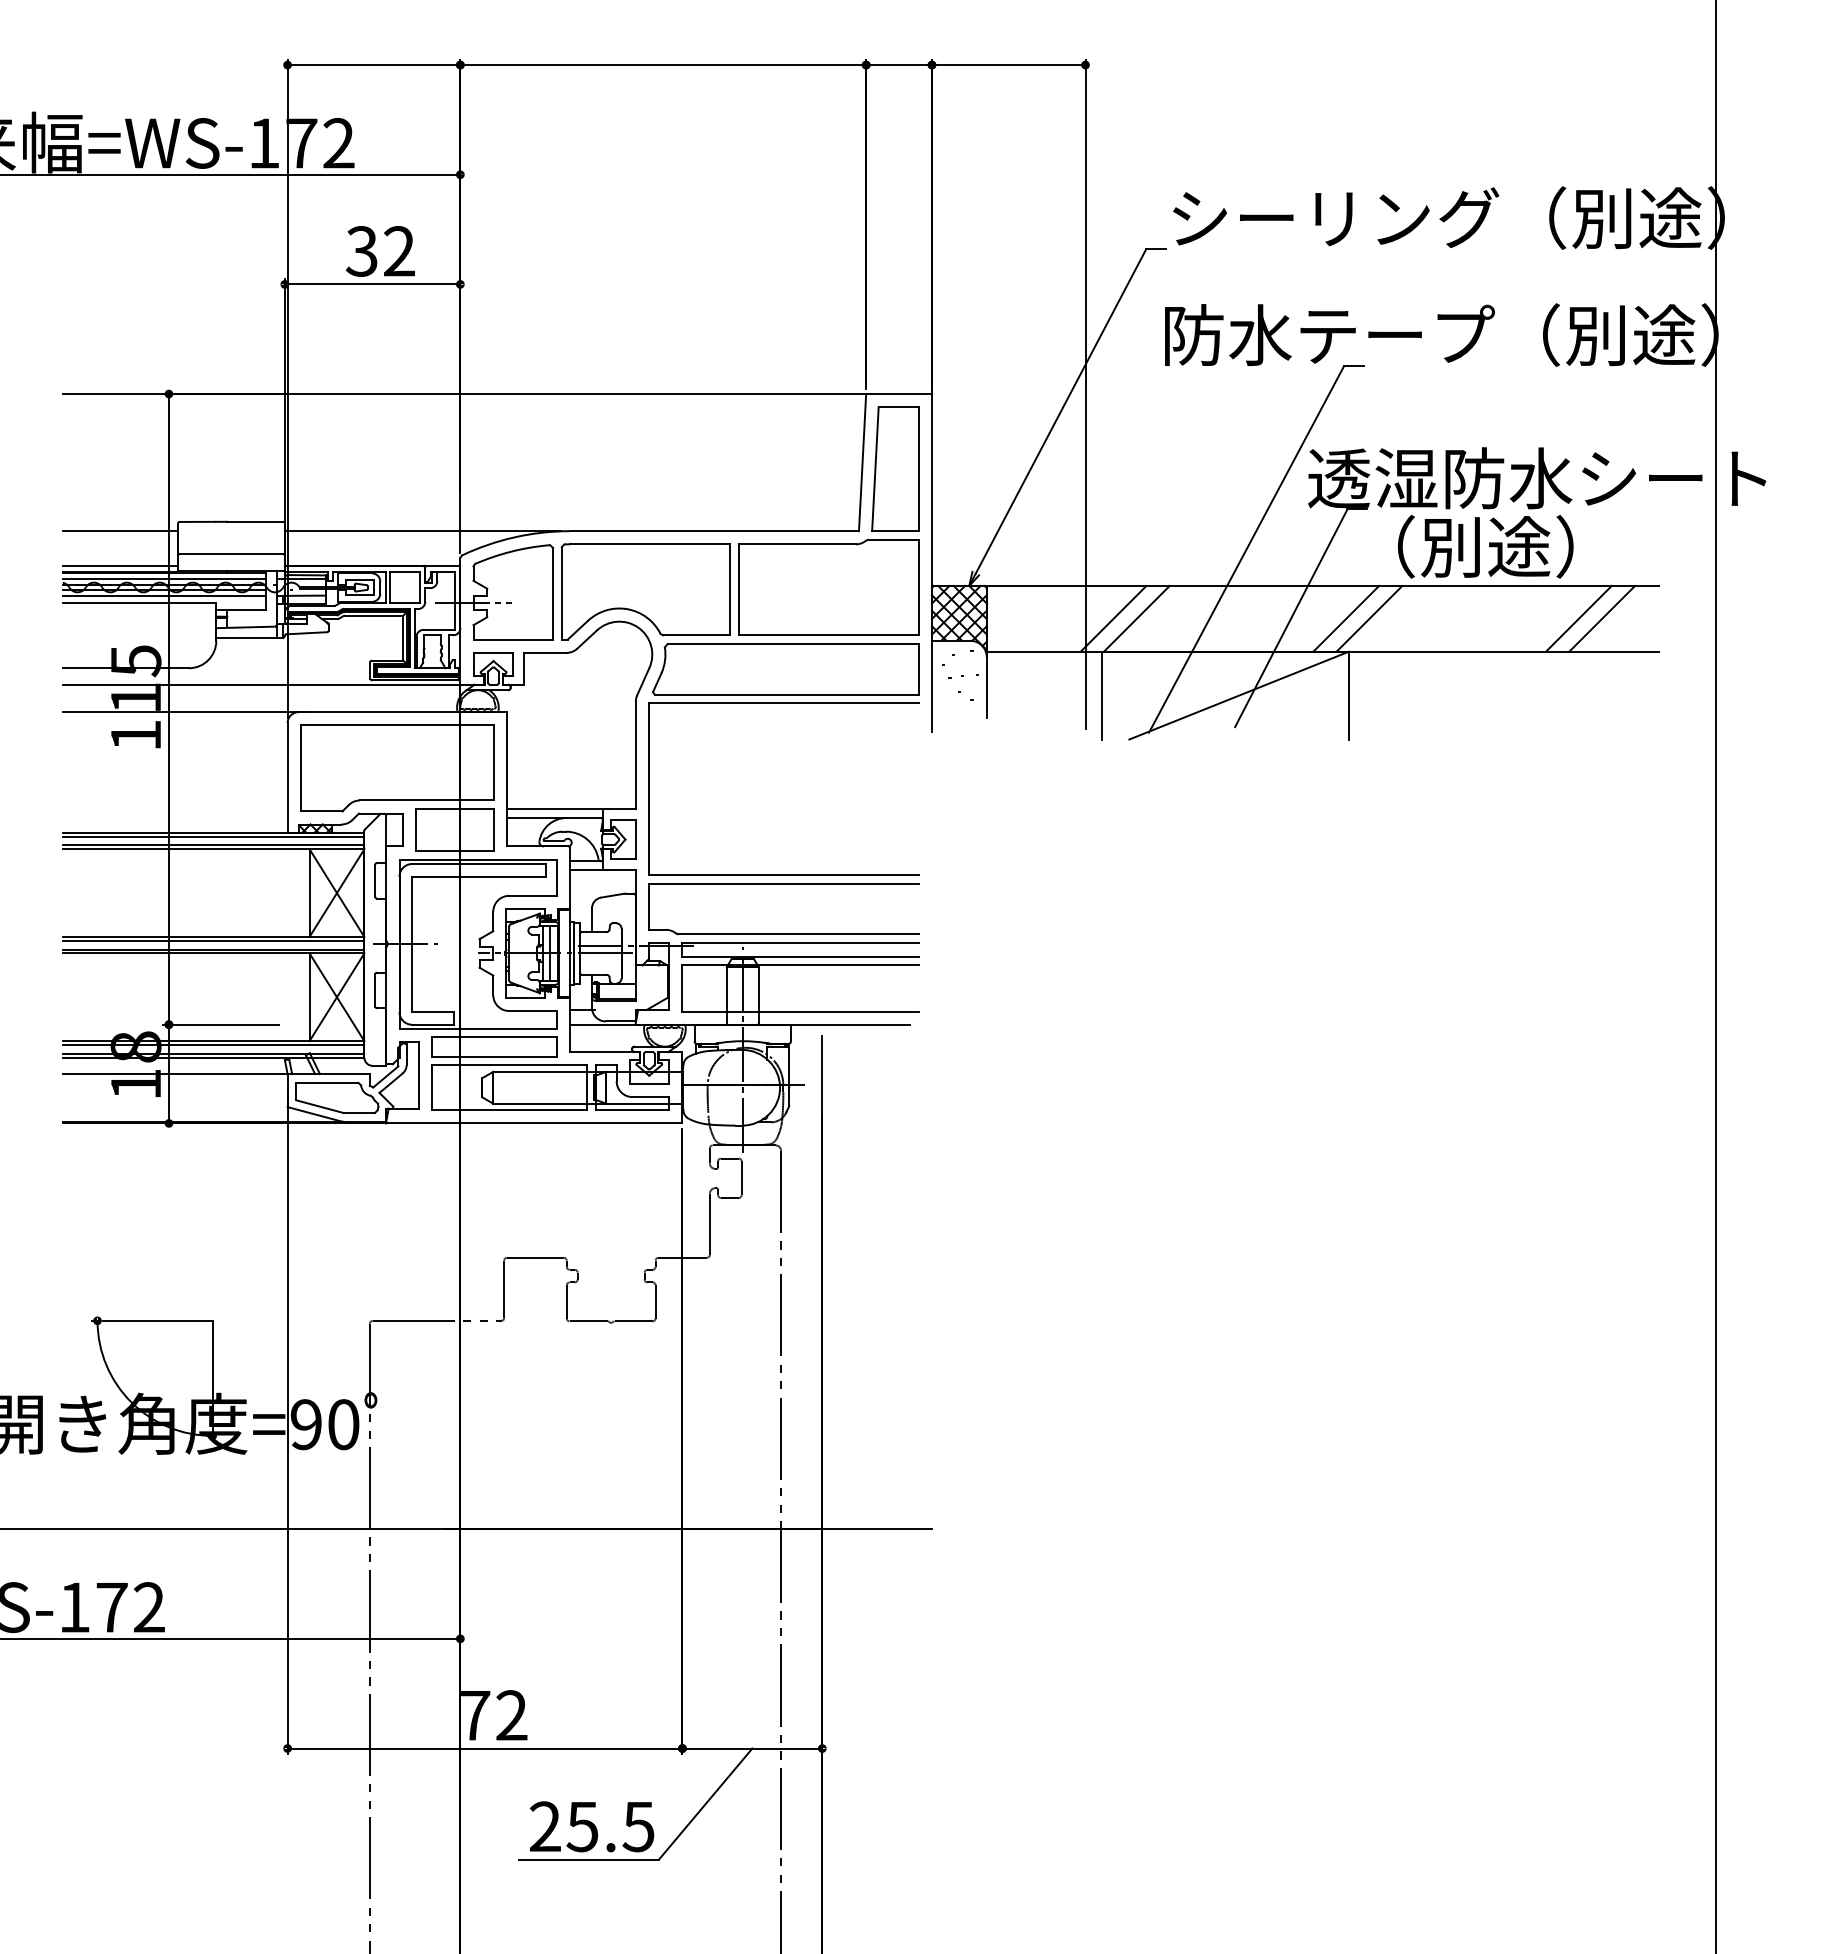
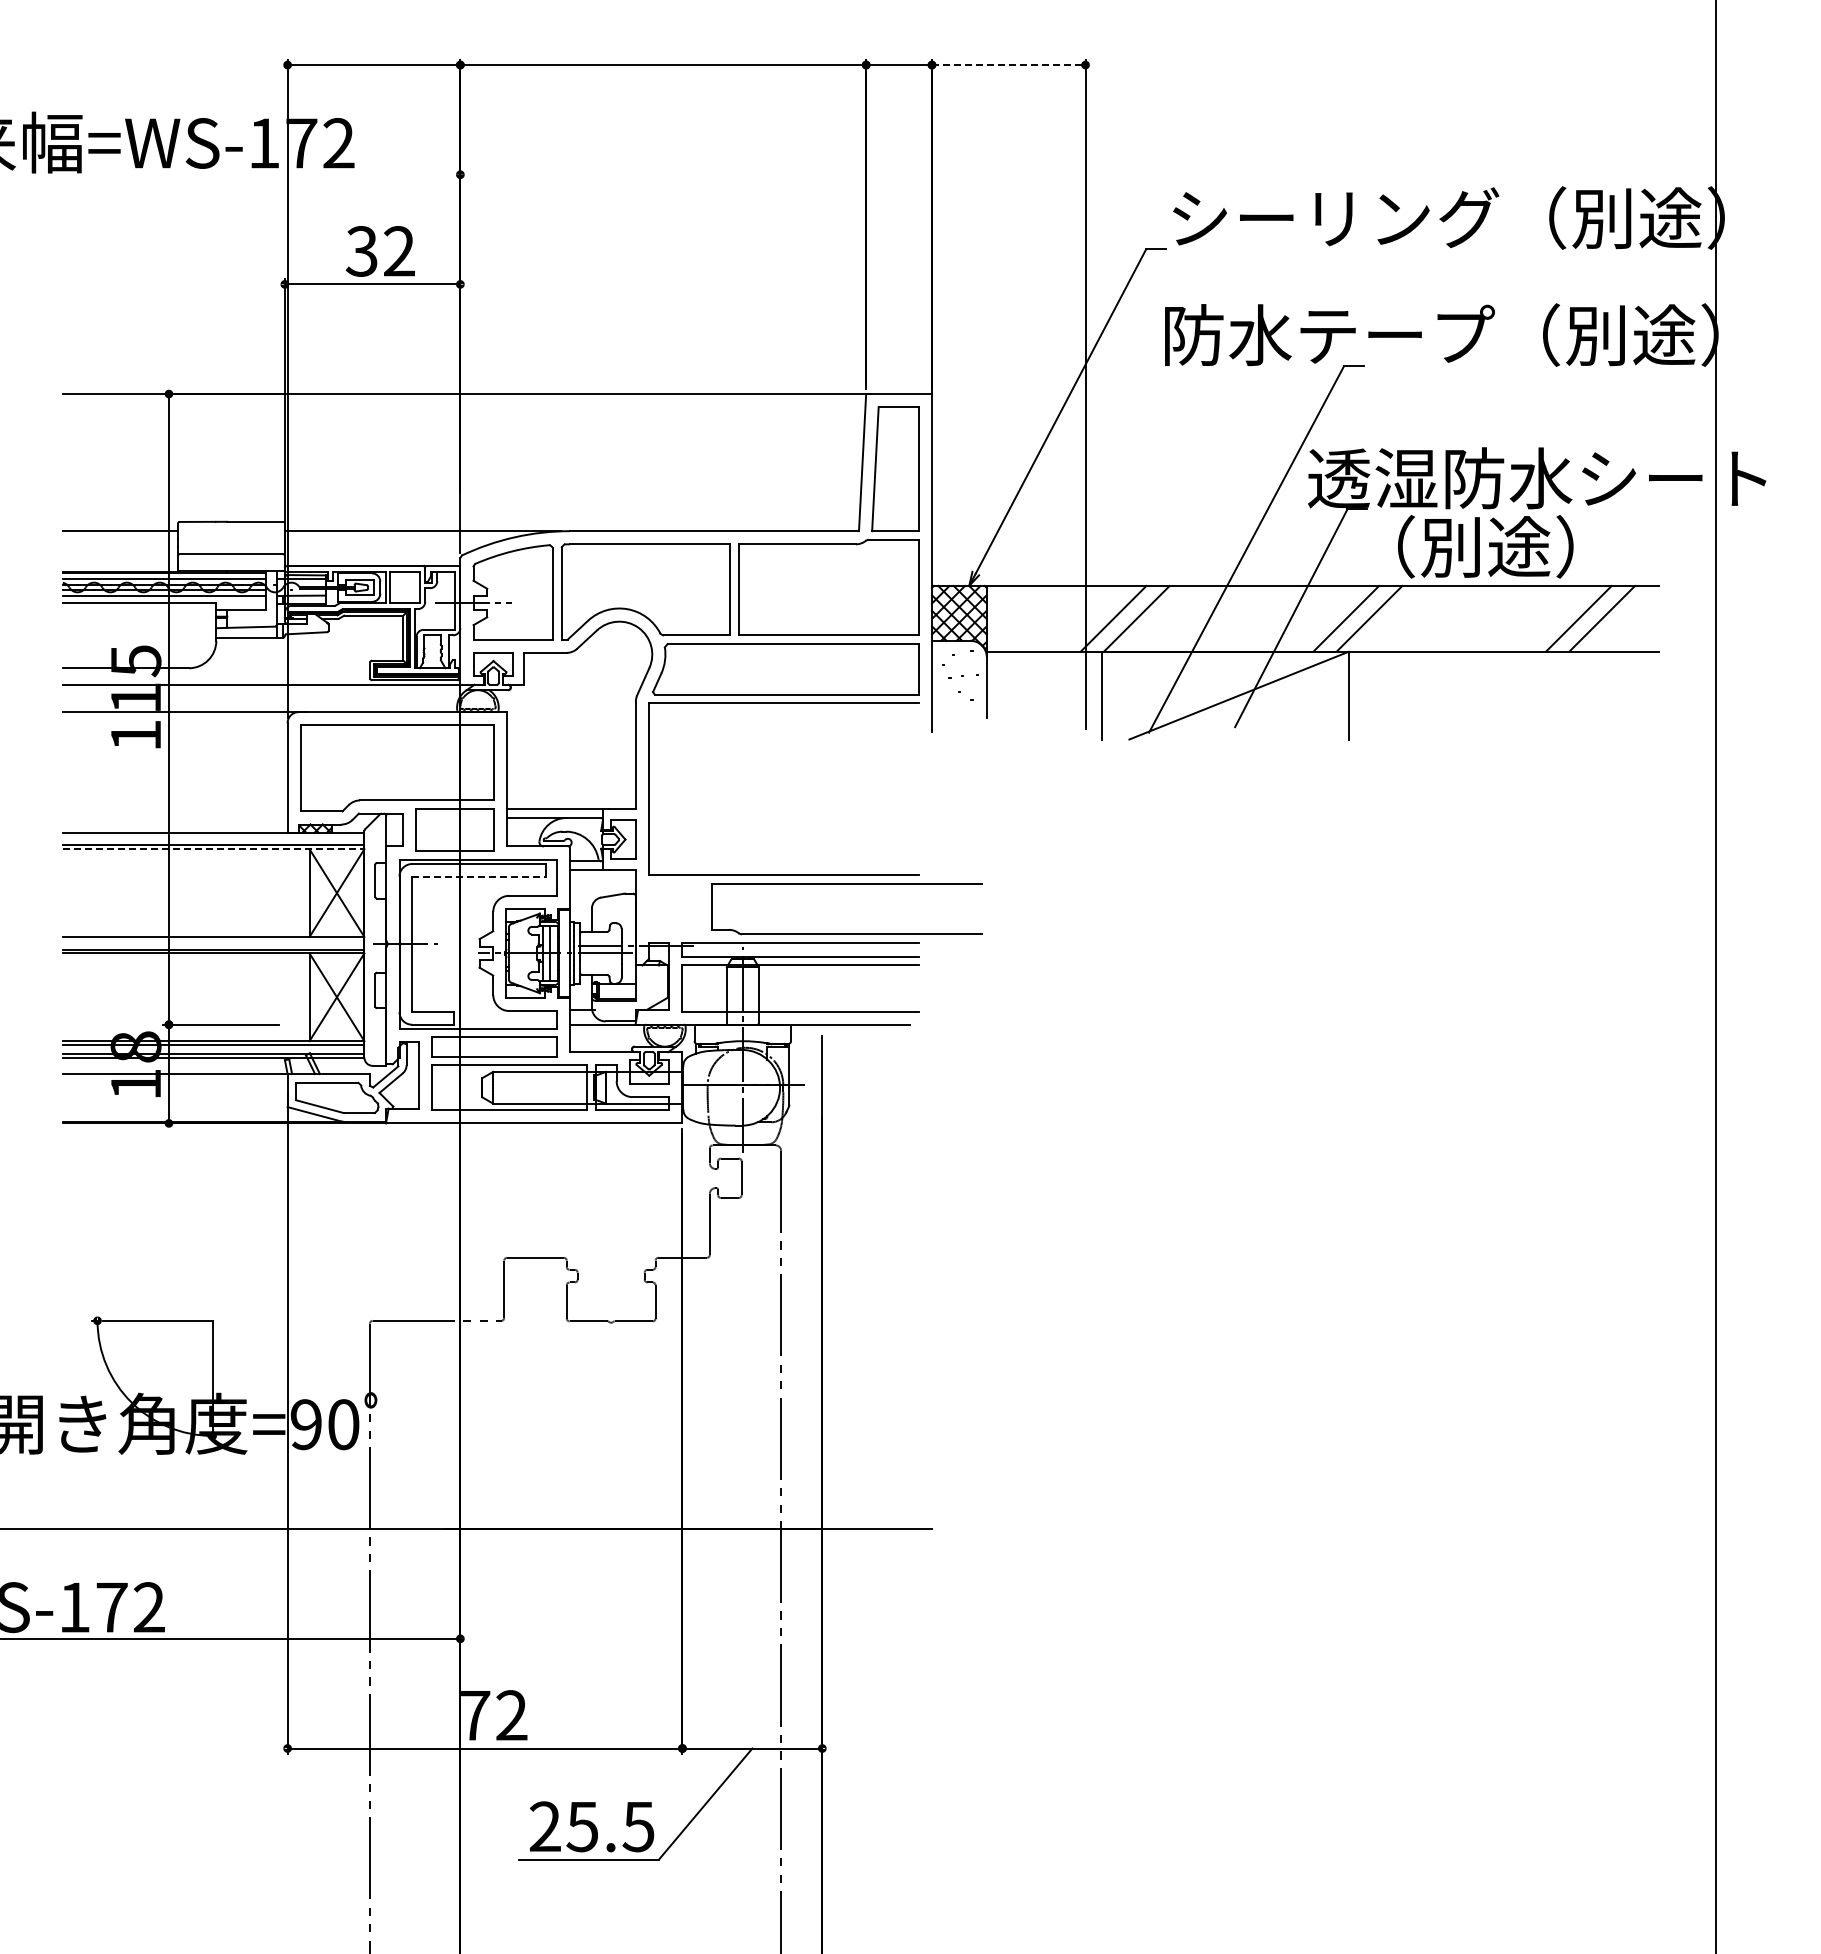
line: solid -> dashed (1008, 65)
line: present -> none (231, 174)
line: present -> none (119, 566)
line: present -> none (213, 836)
line: solid -> dashed (213, 849)
line: solid -> dashed (479, 876)
part position: (783, 933) -> (846, 933) (846, 933)
line: present -> none (213, 940)
